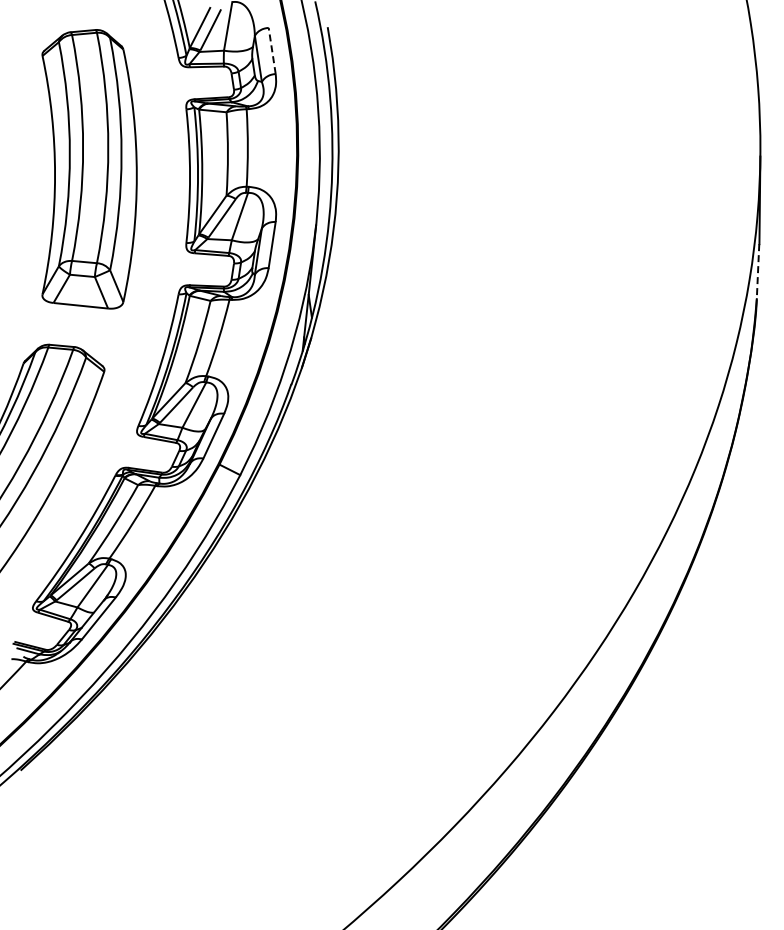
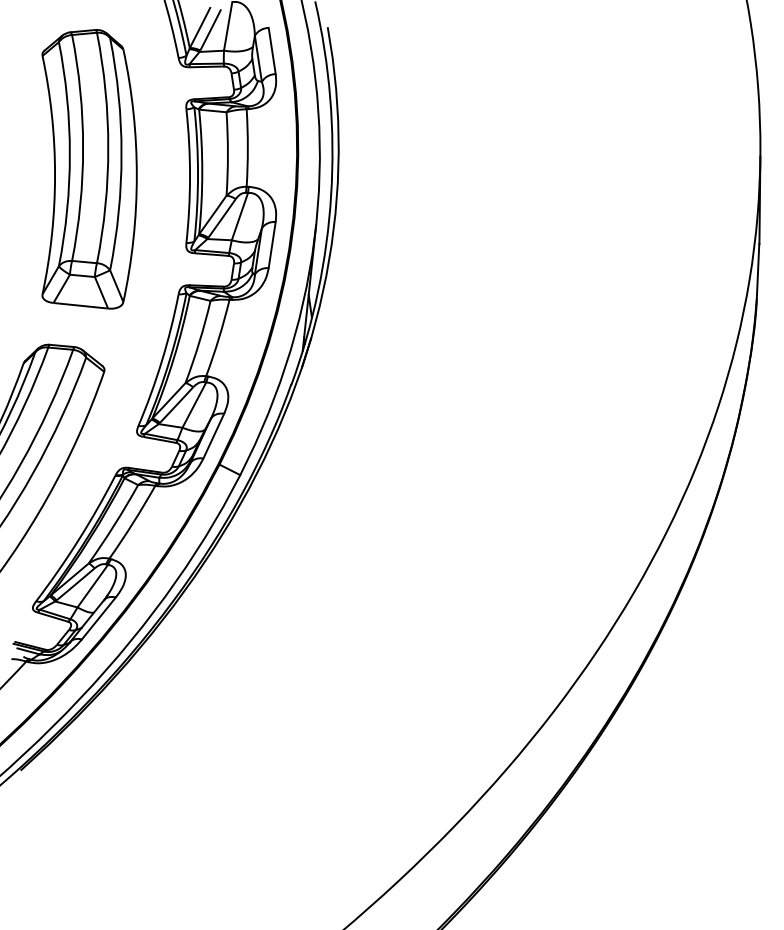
line: dashed -> solid (272, 50)
line: dashed -> solid (758, 271)
